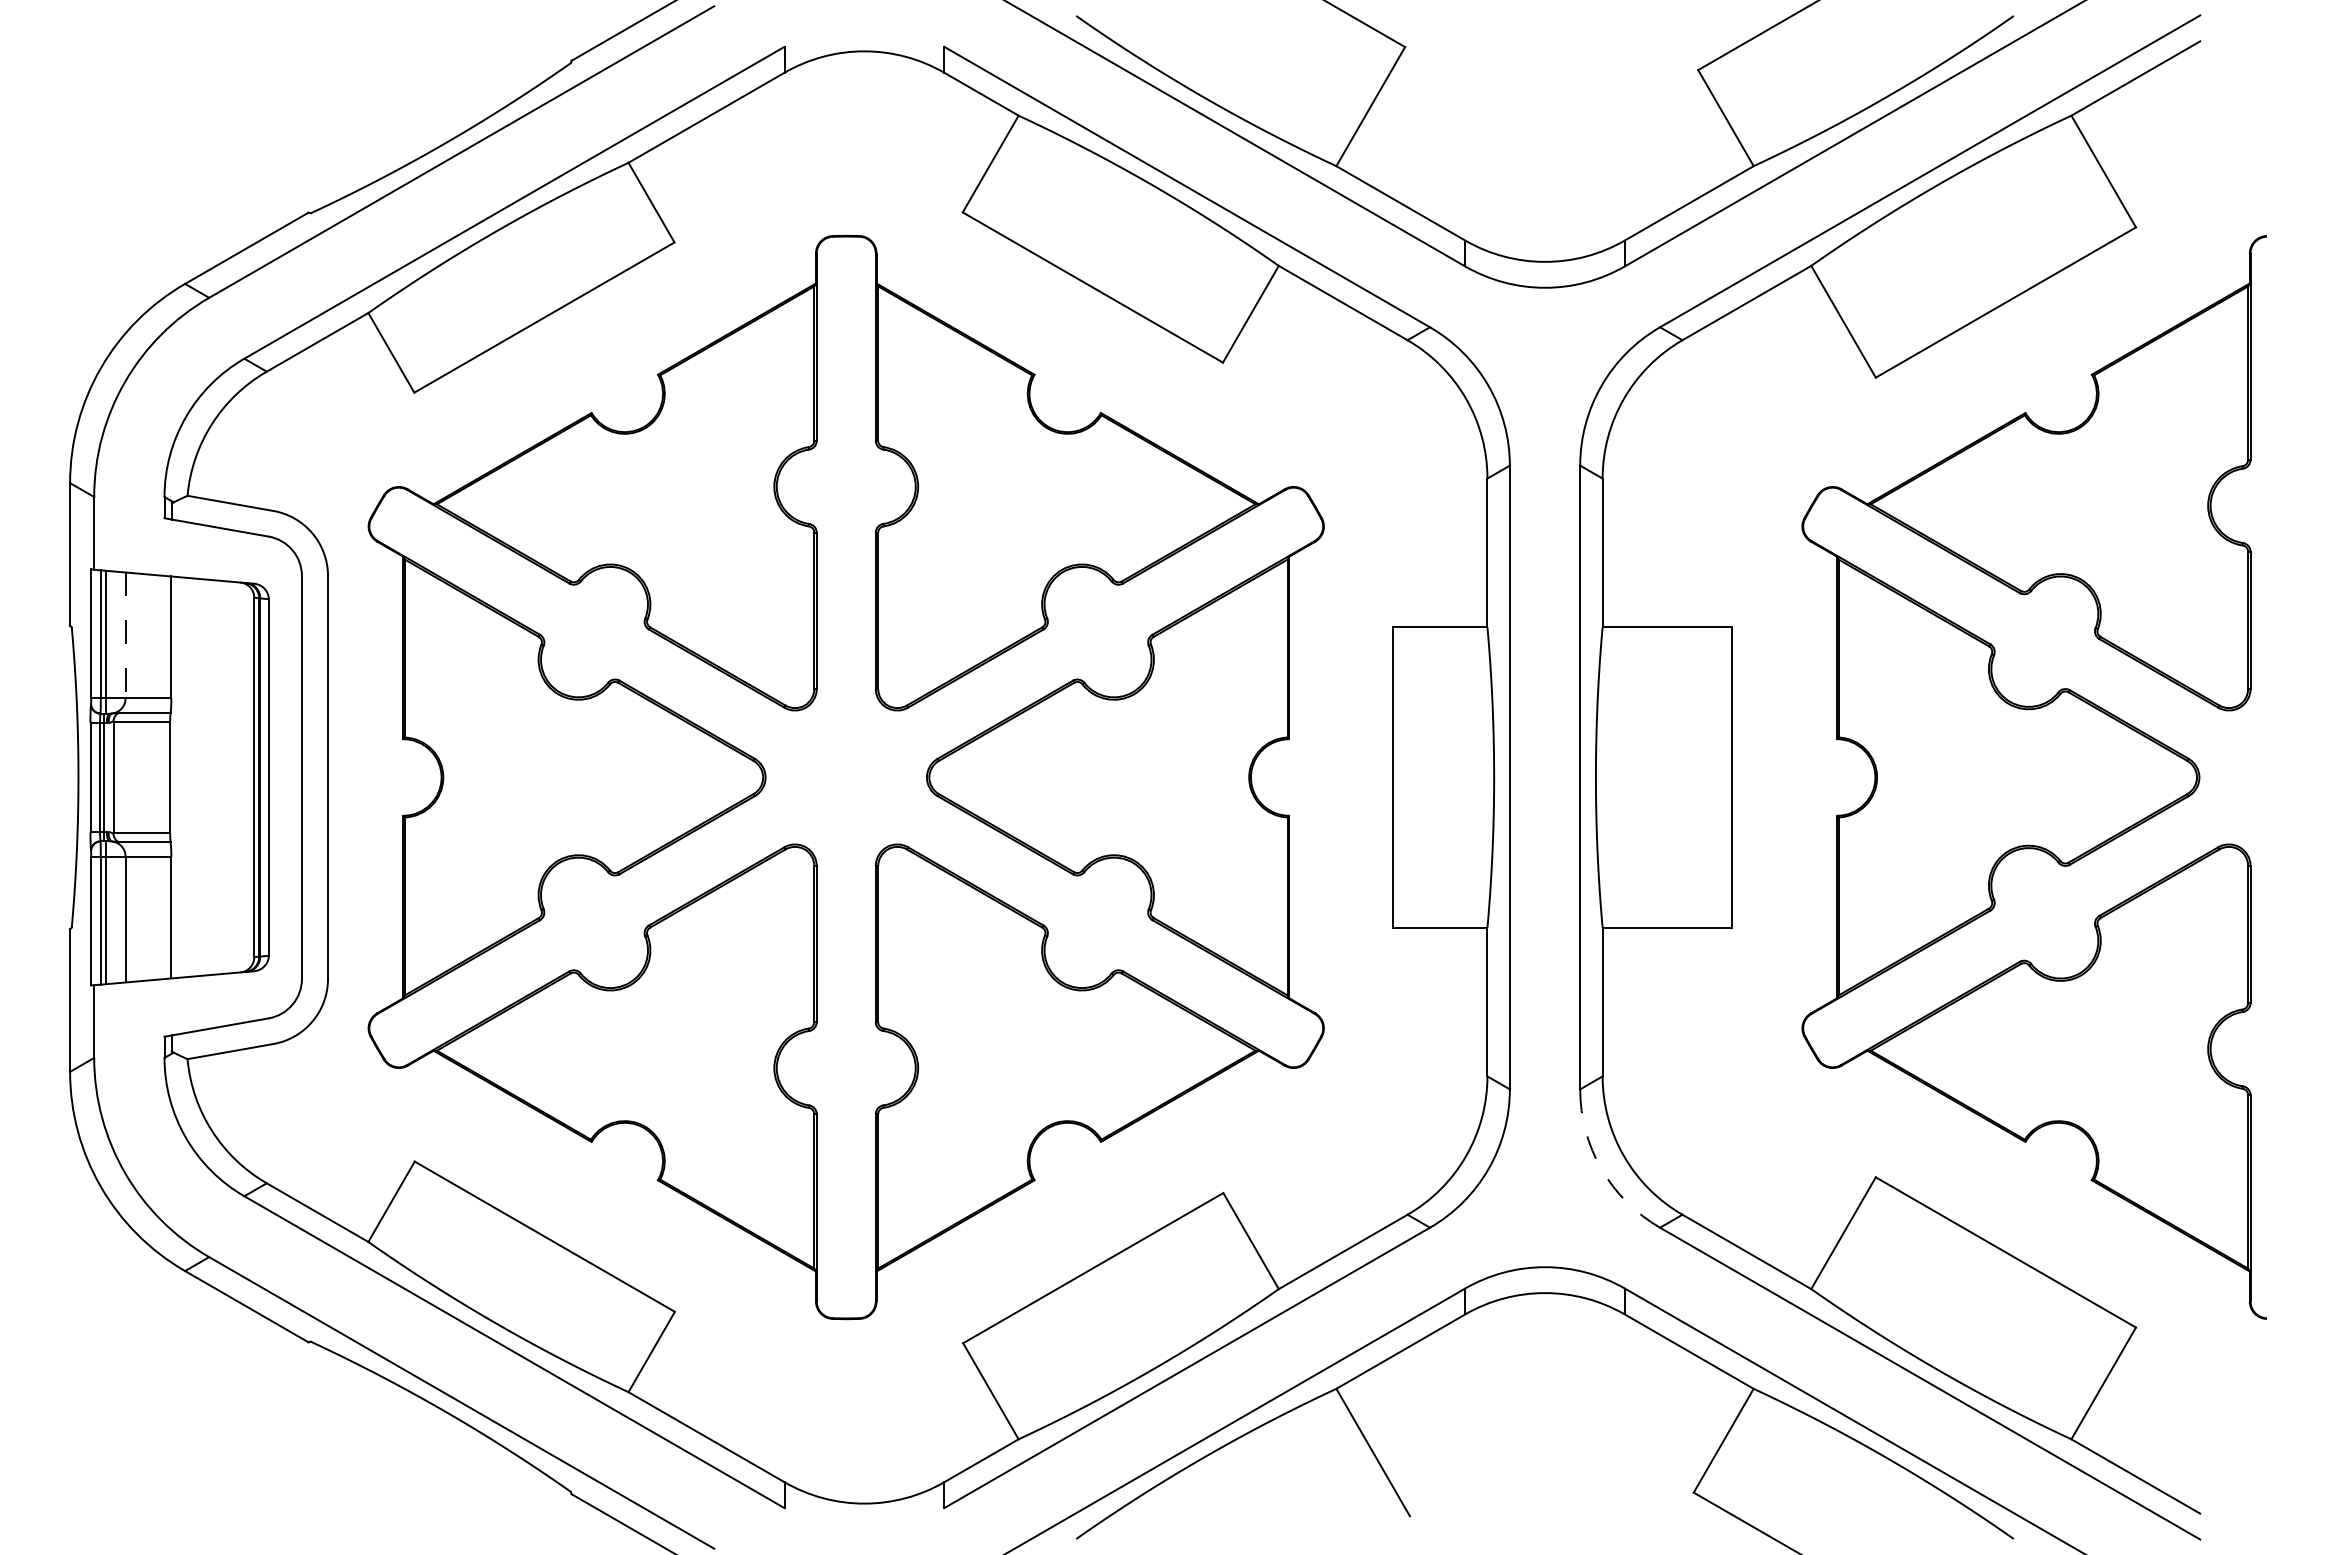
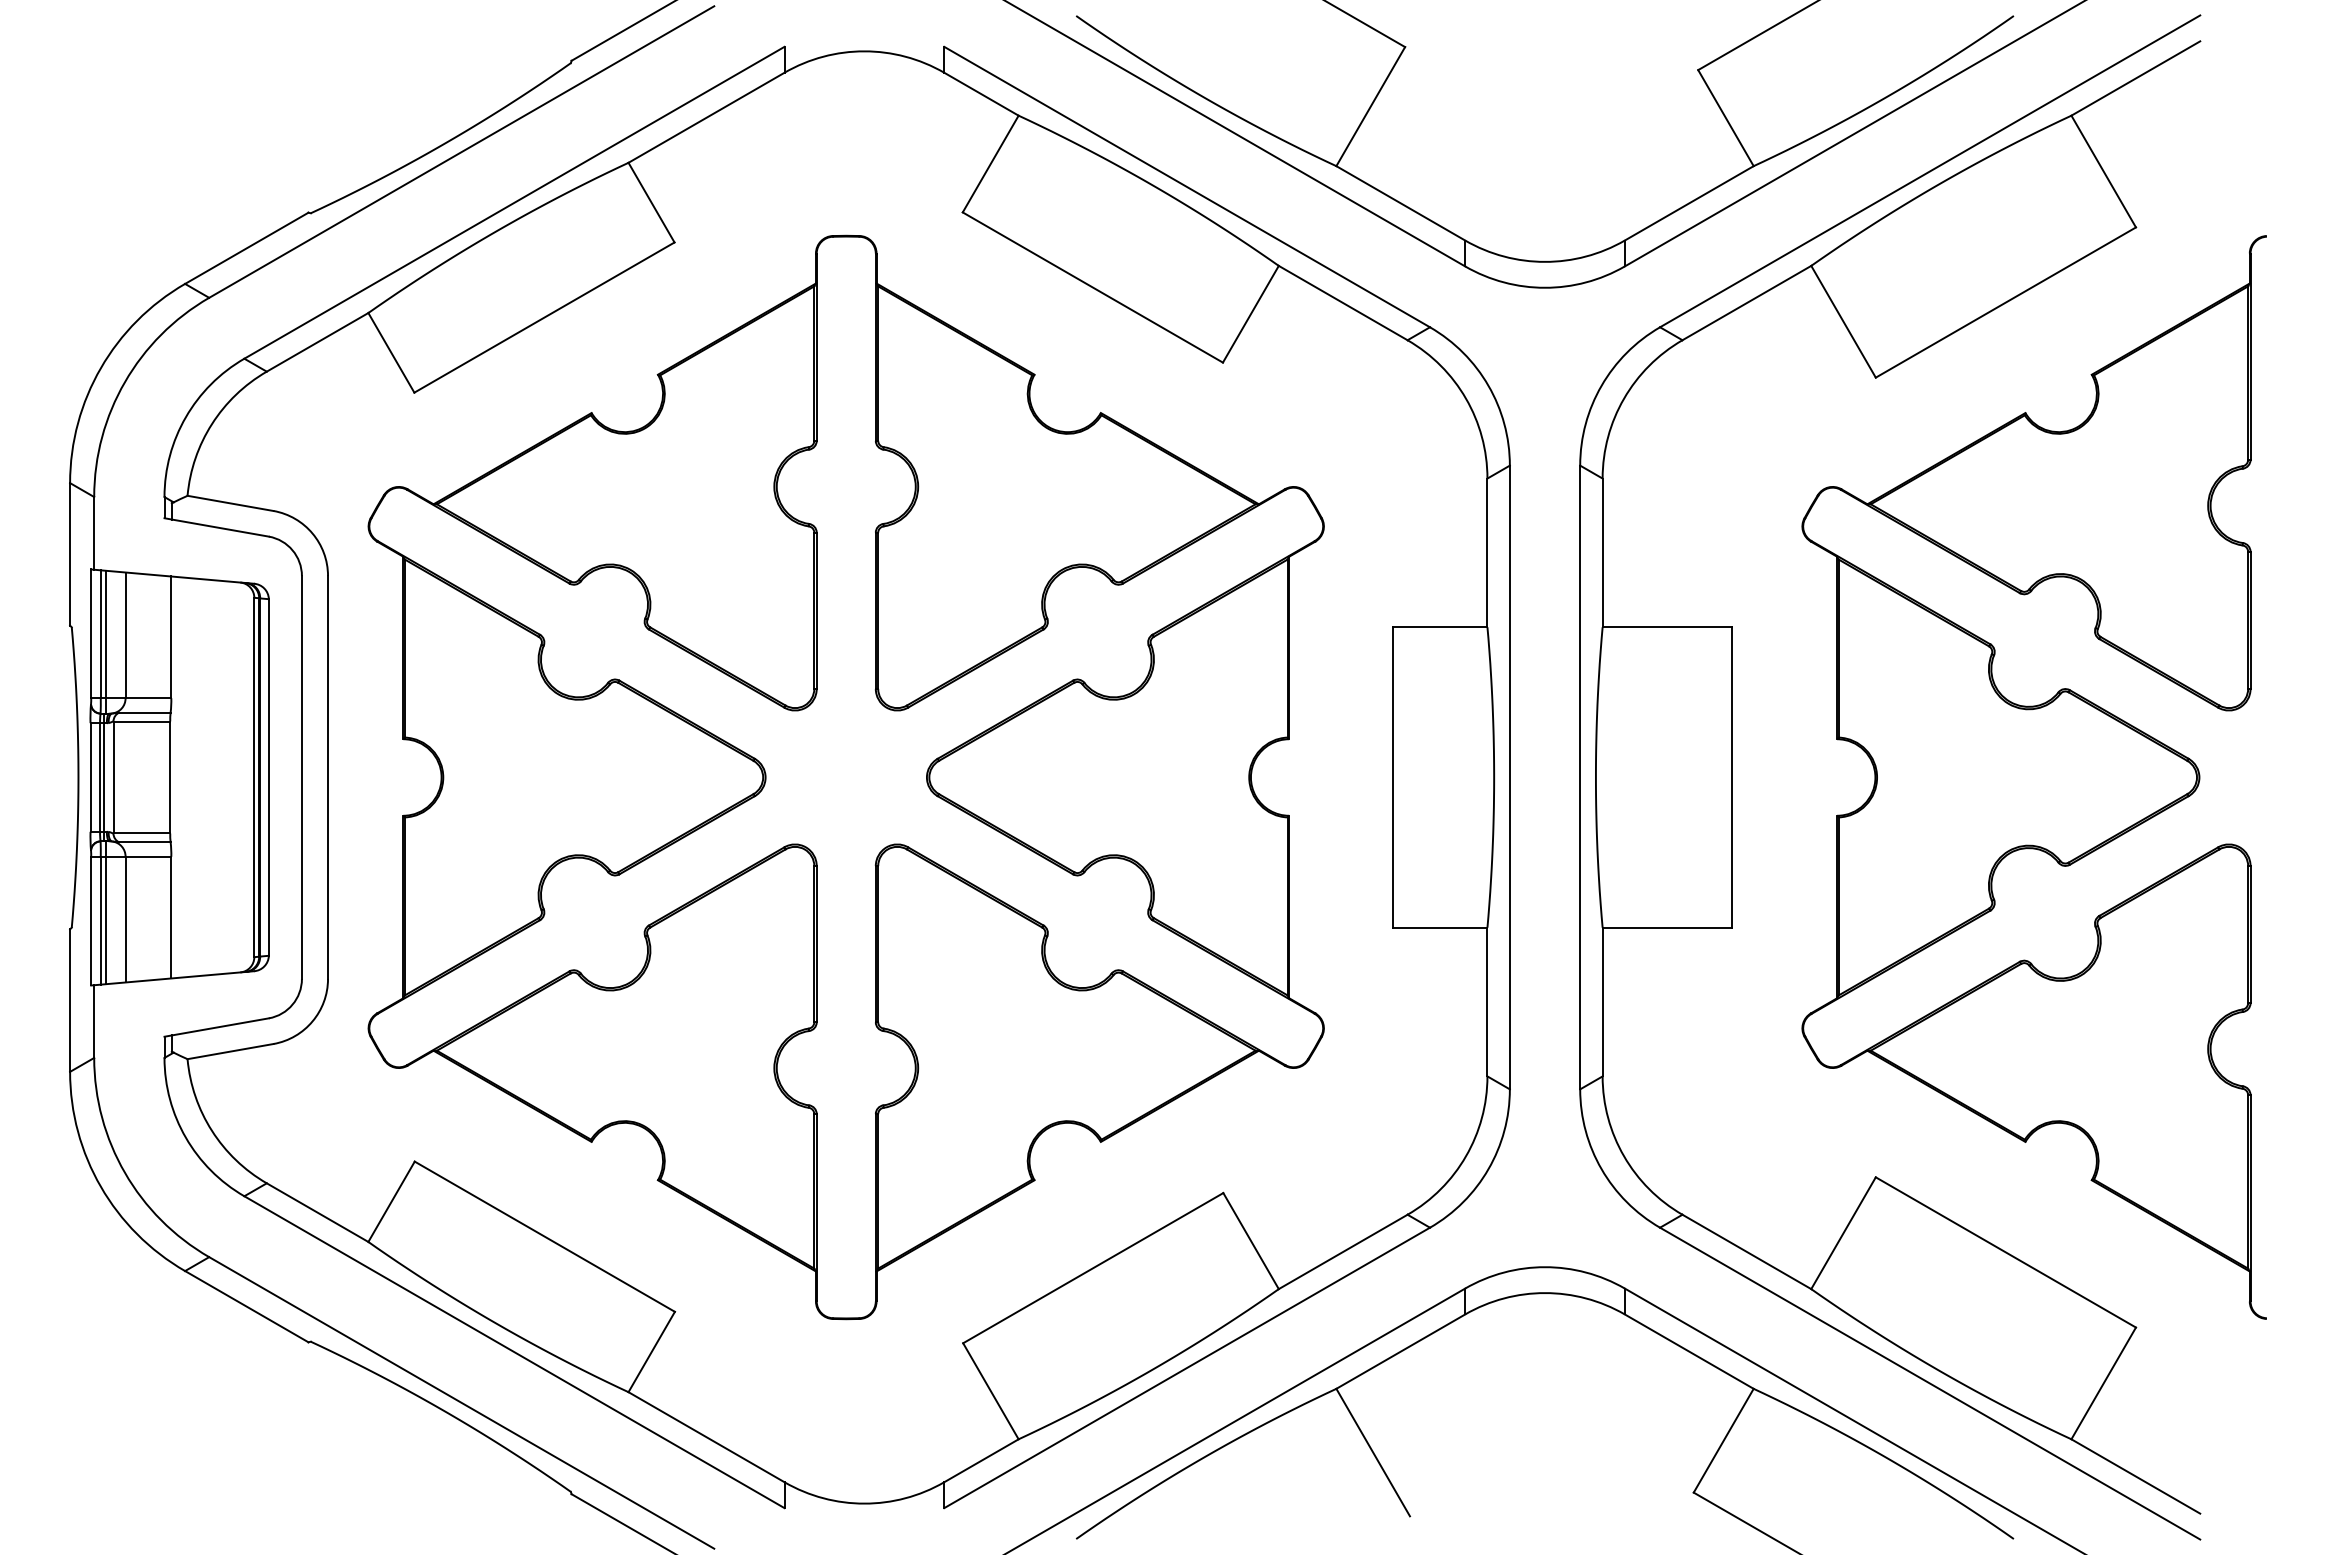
line: dashed -> solid (125, 635)
arc: dashed -> solid (1601, 1169)
